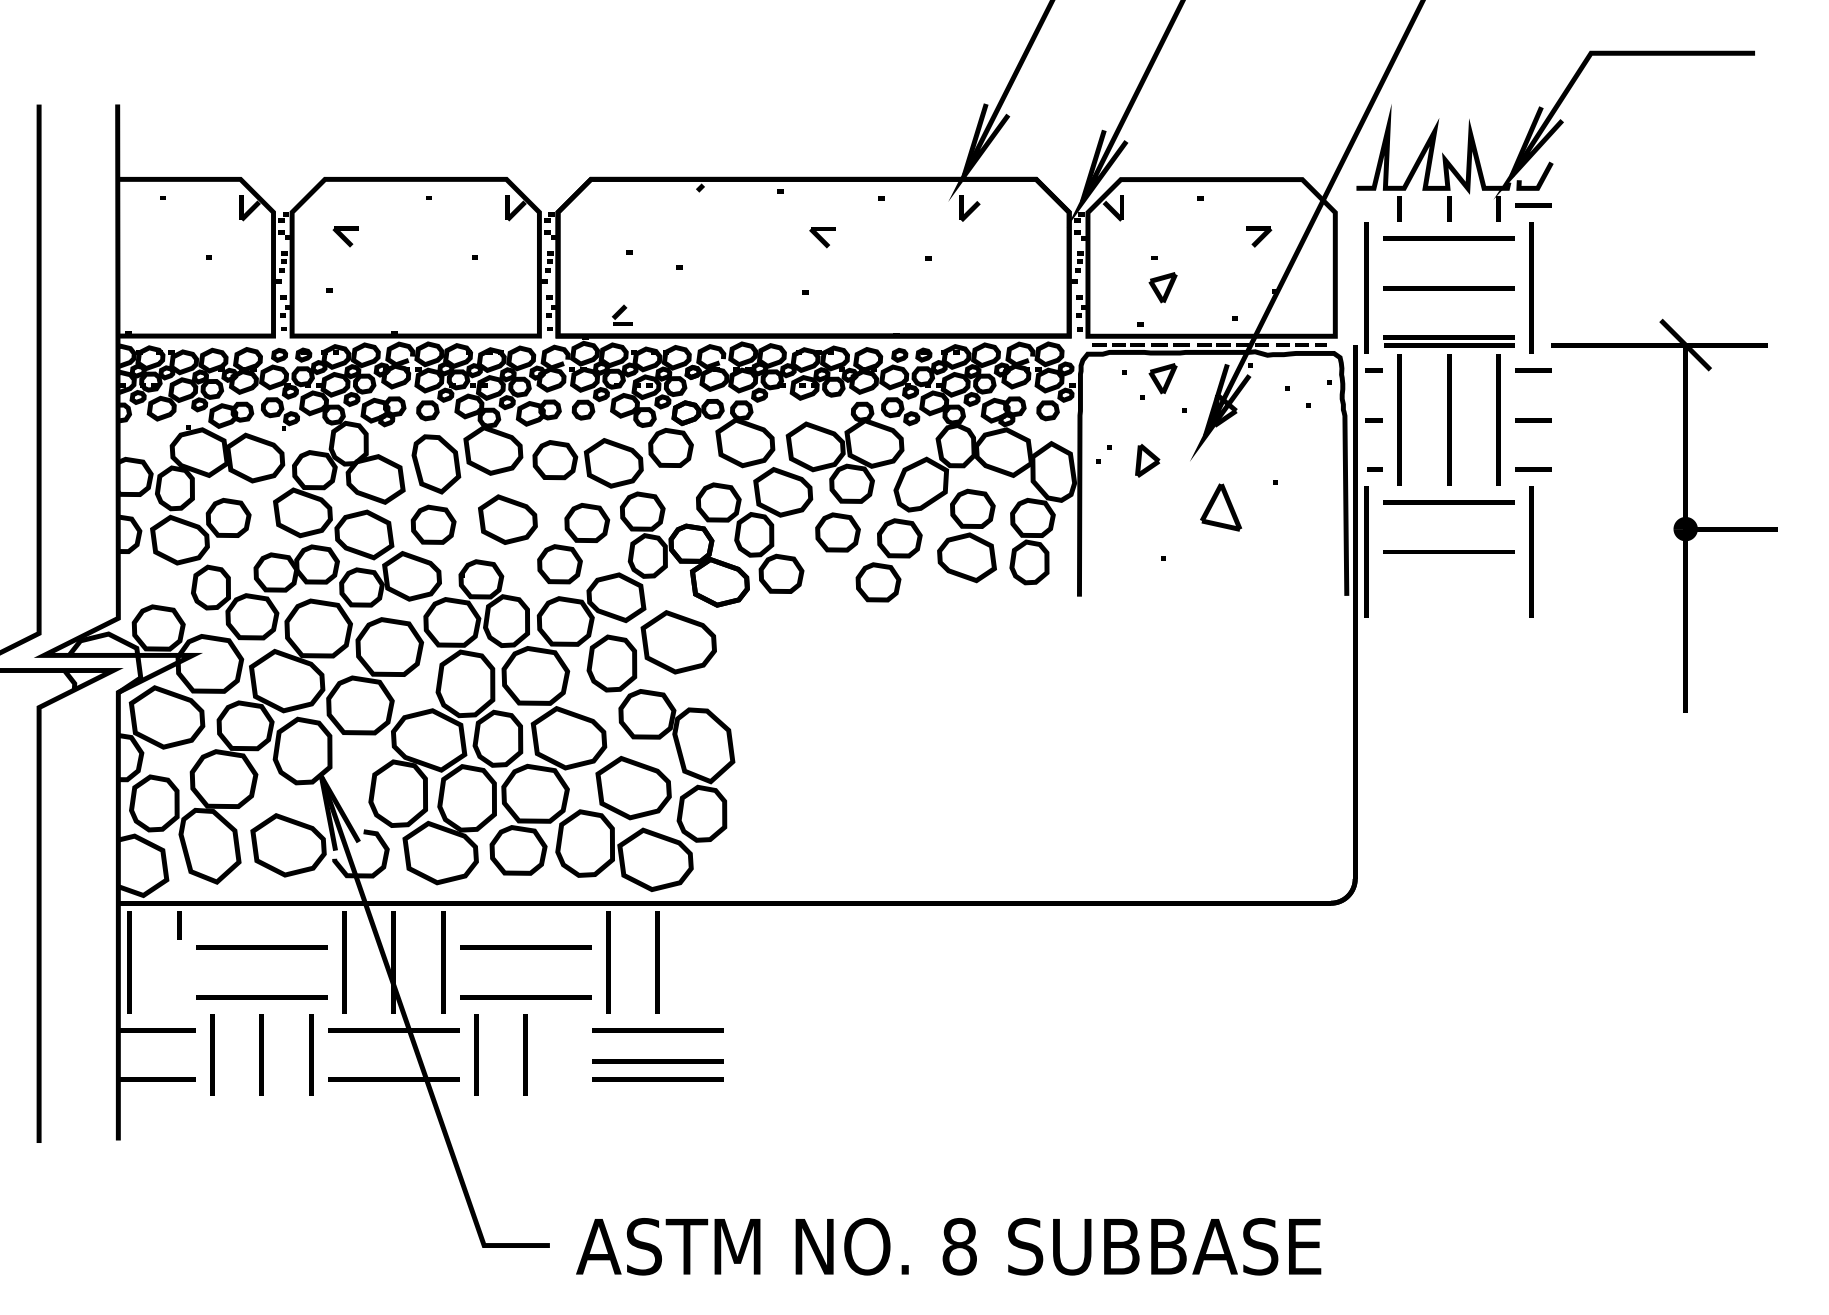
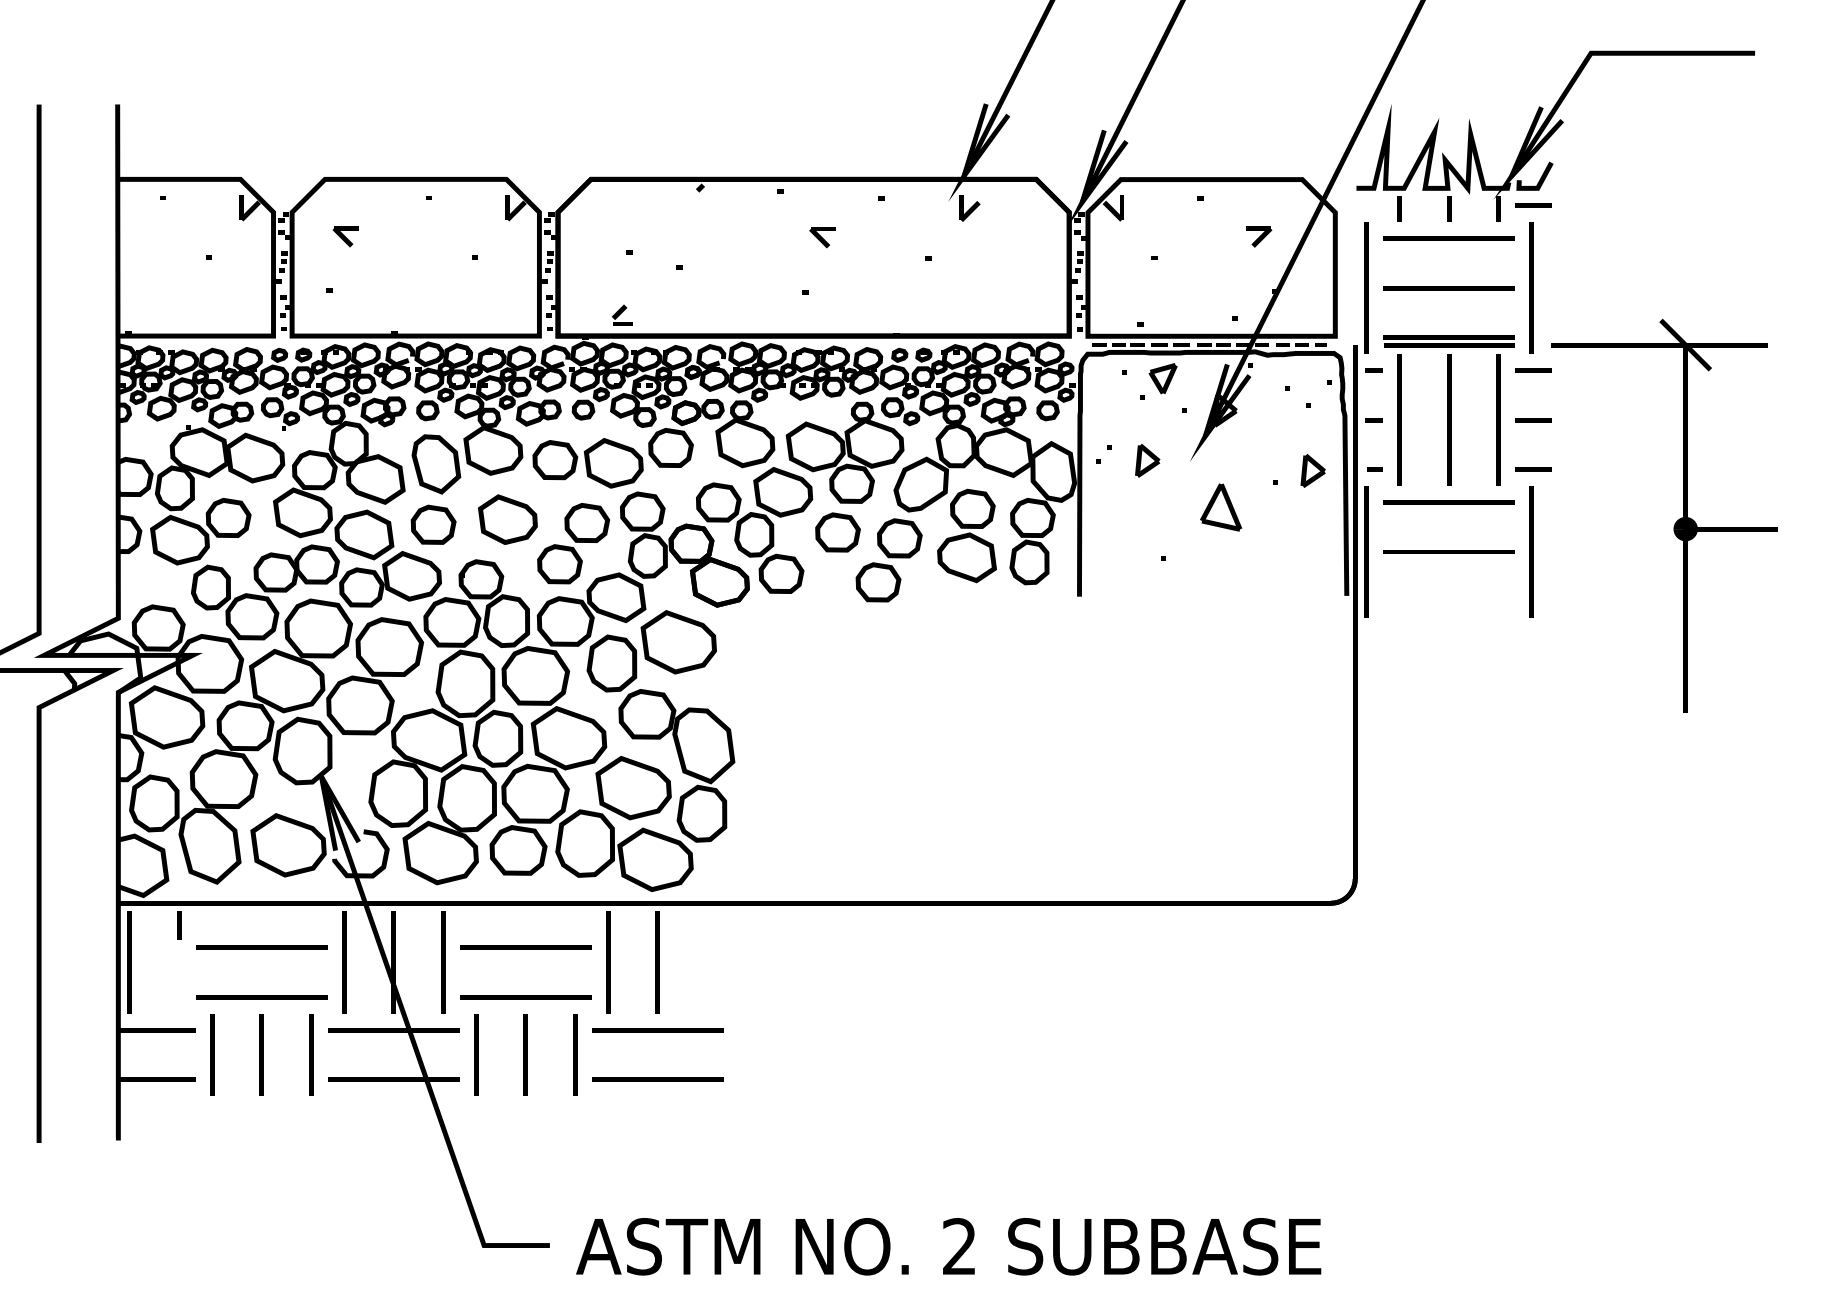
part: present -> none (1162, 287)
part: none -> present (1312, 470)
line: none -> present (575, 1054)
line: present -> none (657, 1061)
text: 8 -> 2 (959, 1246)
